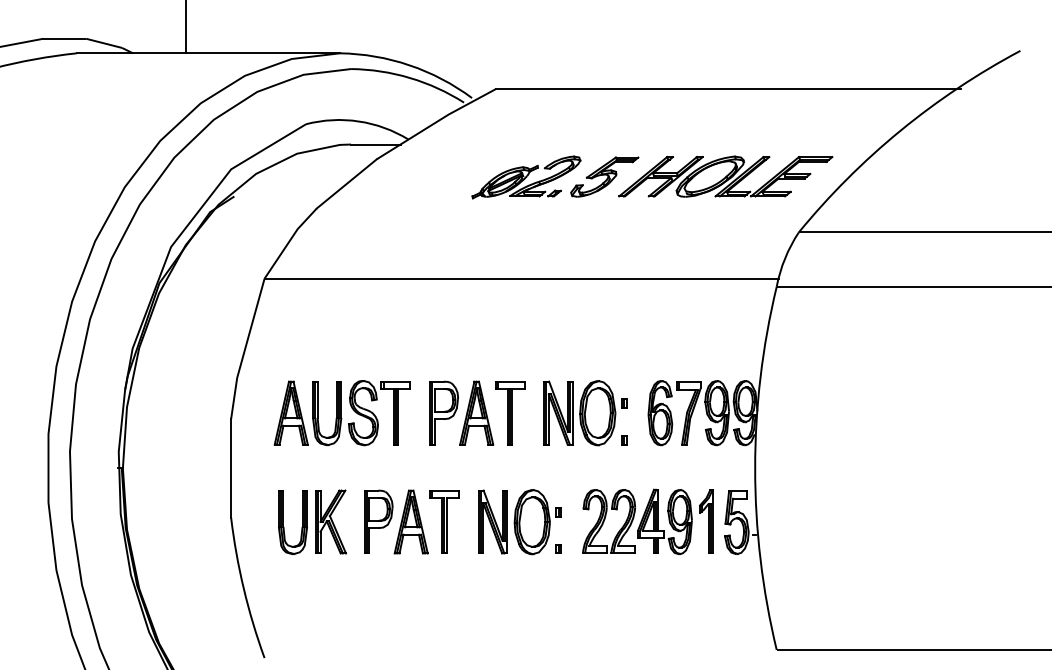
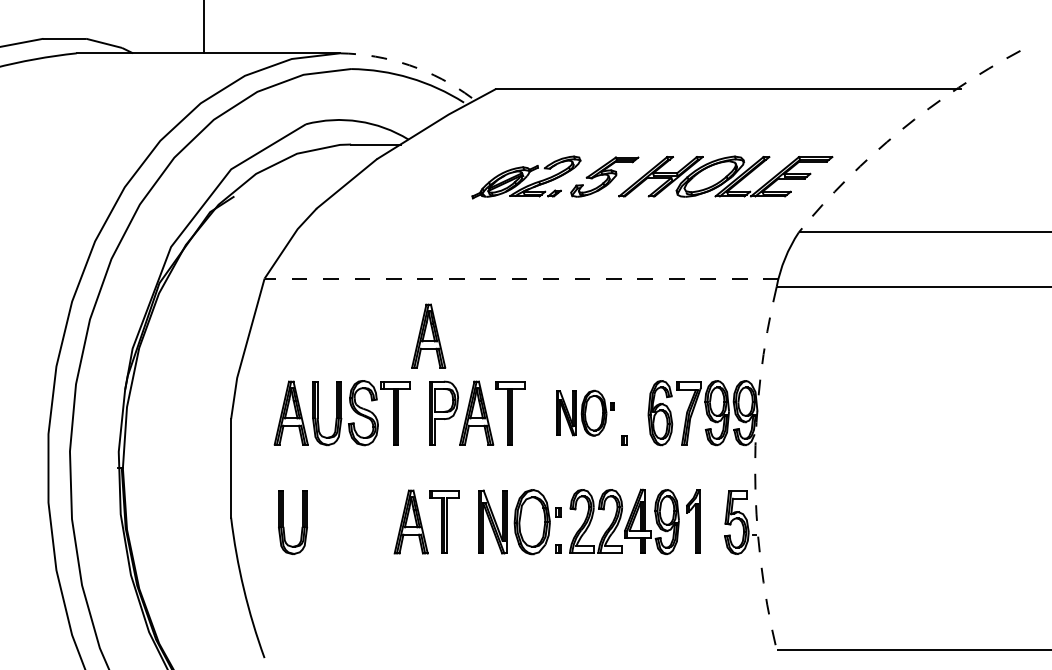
line position: (186, 27) -> (204, 27) (204, 27)
arc: solid -> dashed (409, 65)
arc: solid -> dashed (900, 130)
line: solid -> dashed (521, 278)
part: none -> present (428, 335)
part size: 85x67 px -> 59x48 px (585, 412)
arc: solid -> dashed (755, 468)
part: present -> none (330, 521)
part: present -> none (378, 521)
part position: (647, 521) -> (634, 521) (634, 521)
